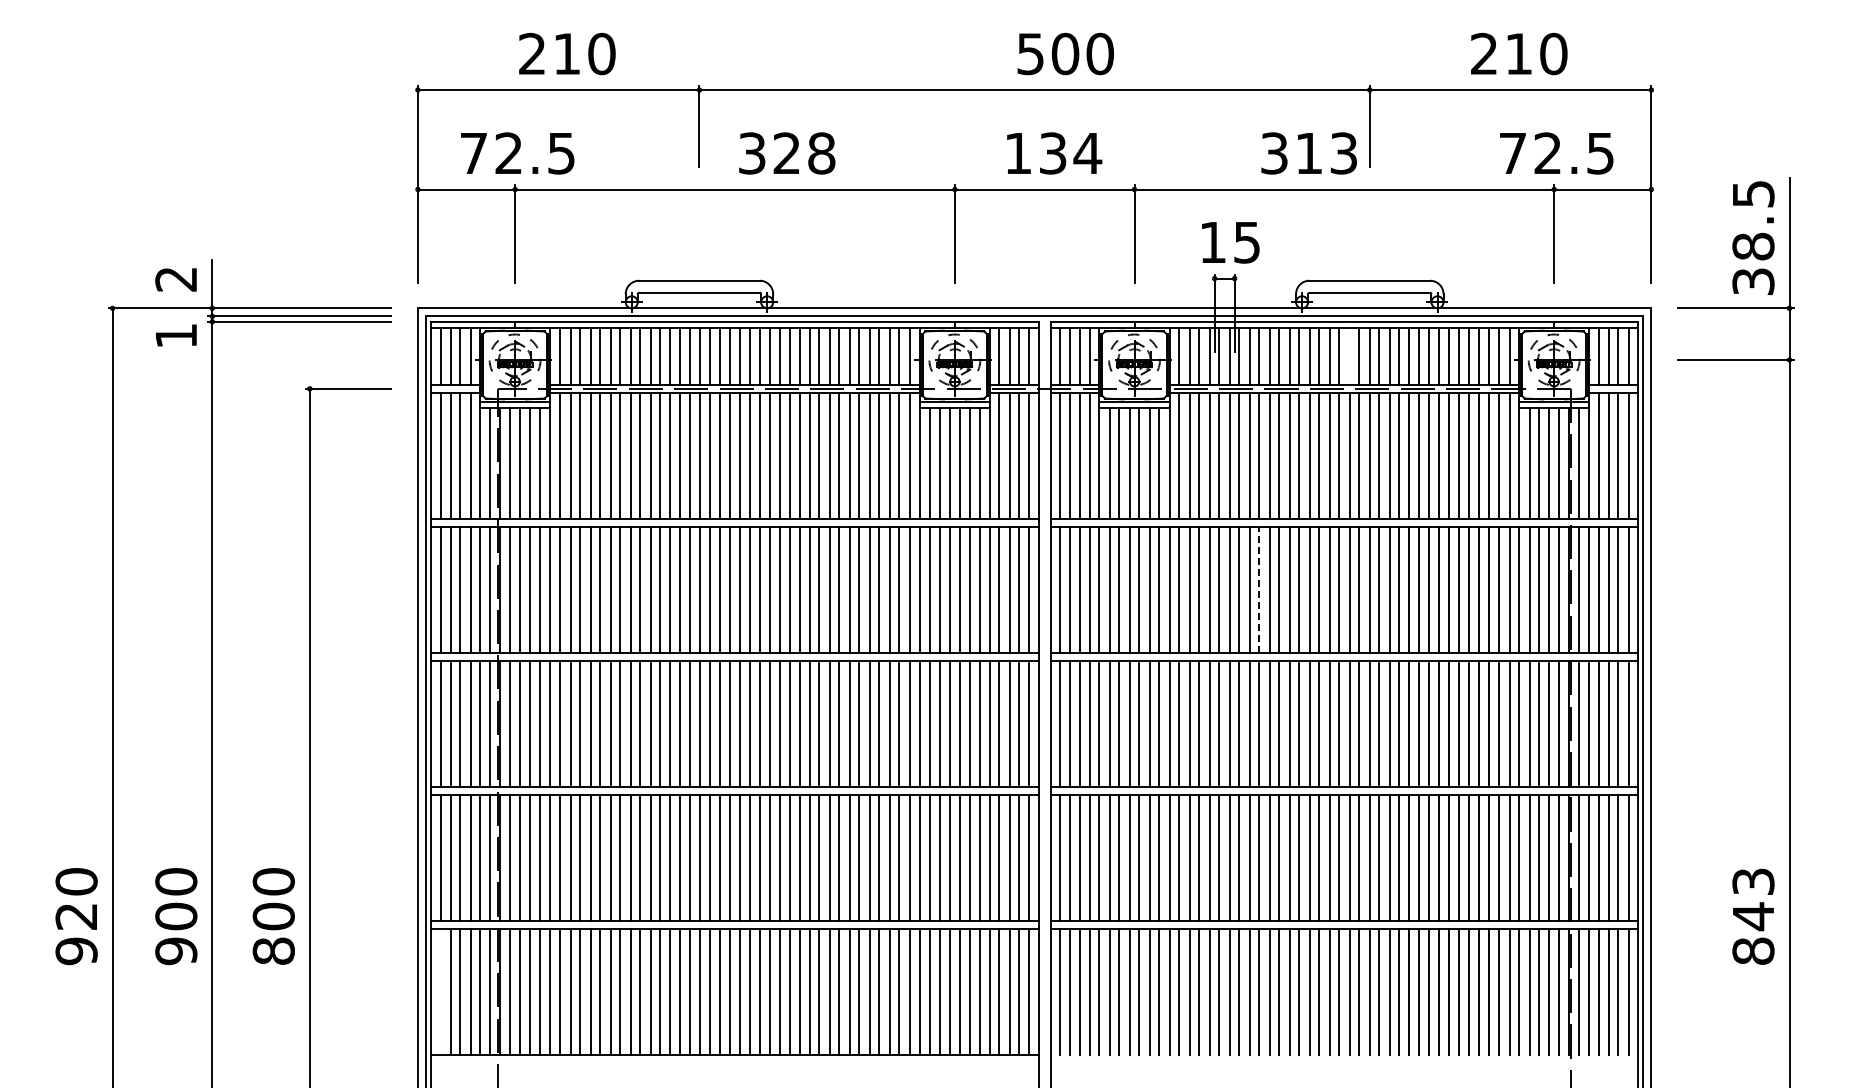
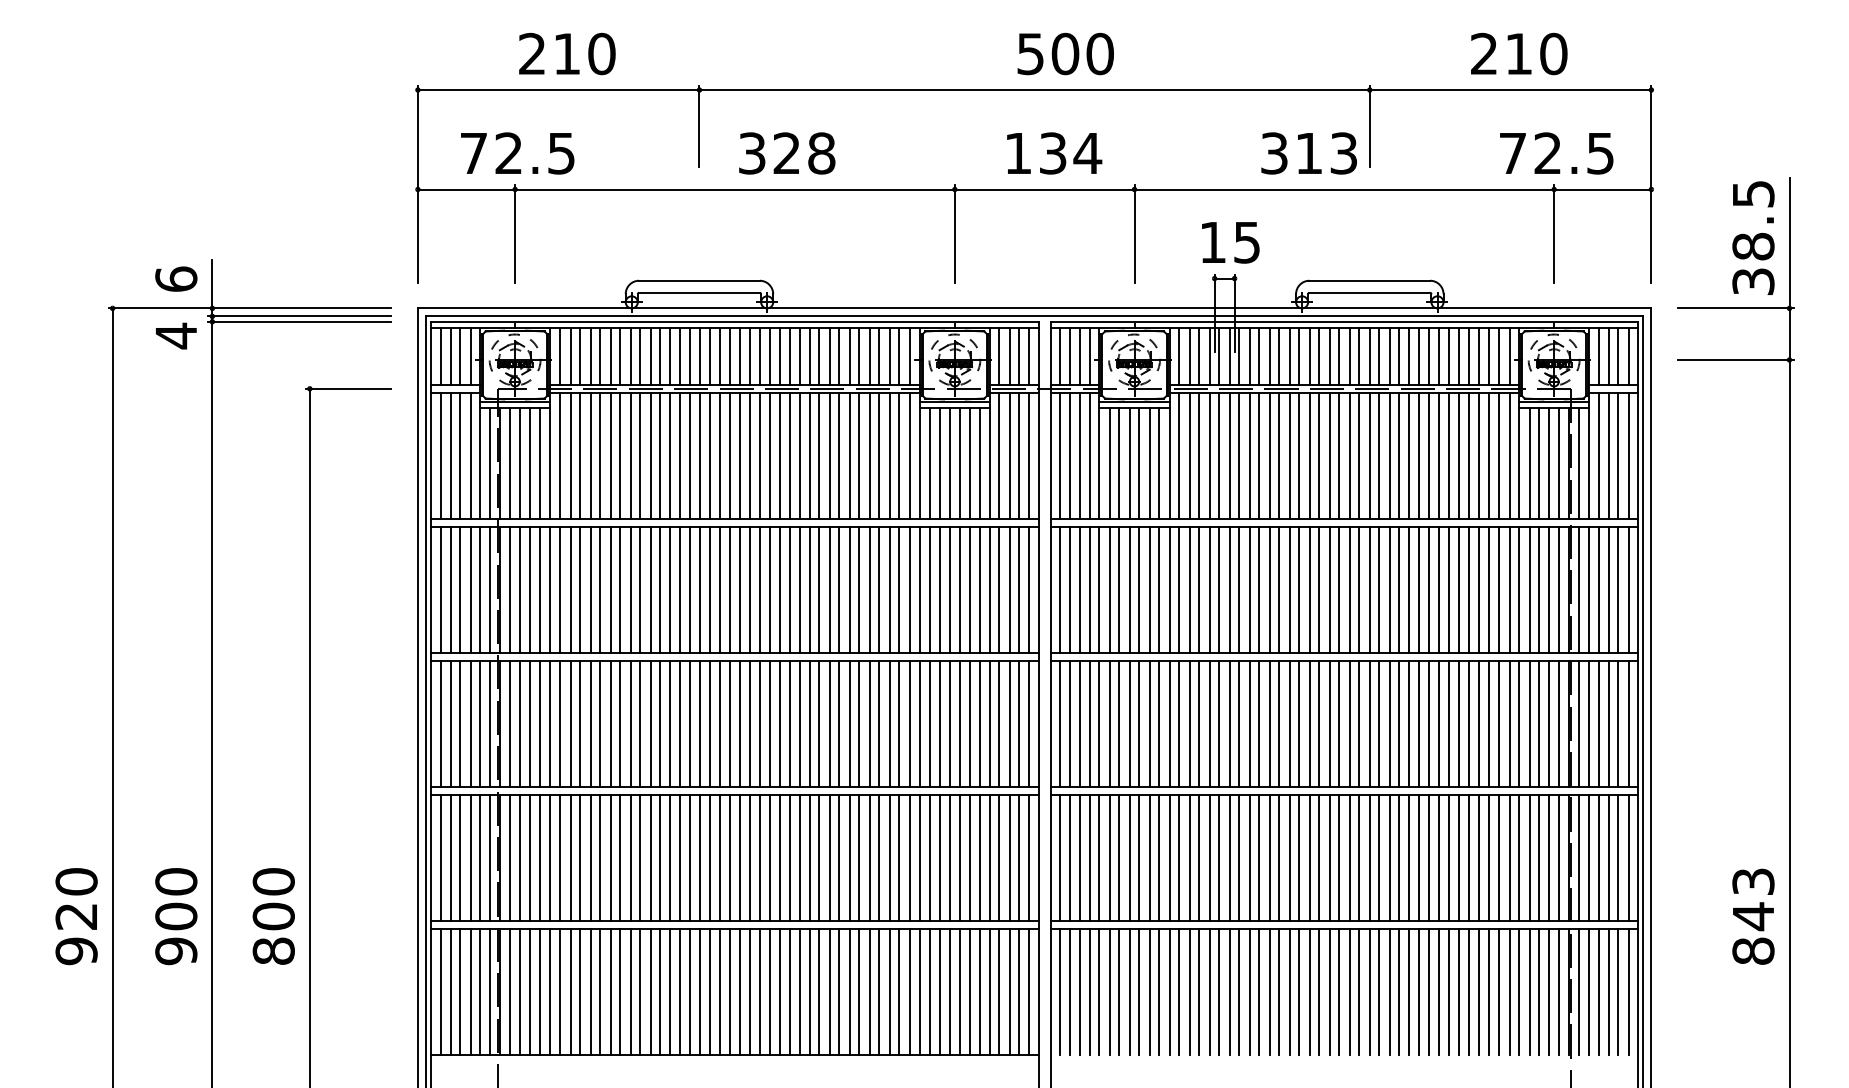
text: 2 -> 6 (176, 278)
text: 1 -> 4 (175, 335)
line: none -> present (1349, 355)
line: dashed -> solid (1259, 589)
line: none -> present (440, 992)
